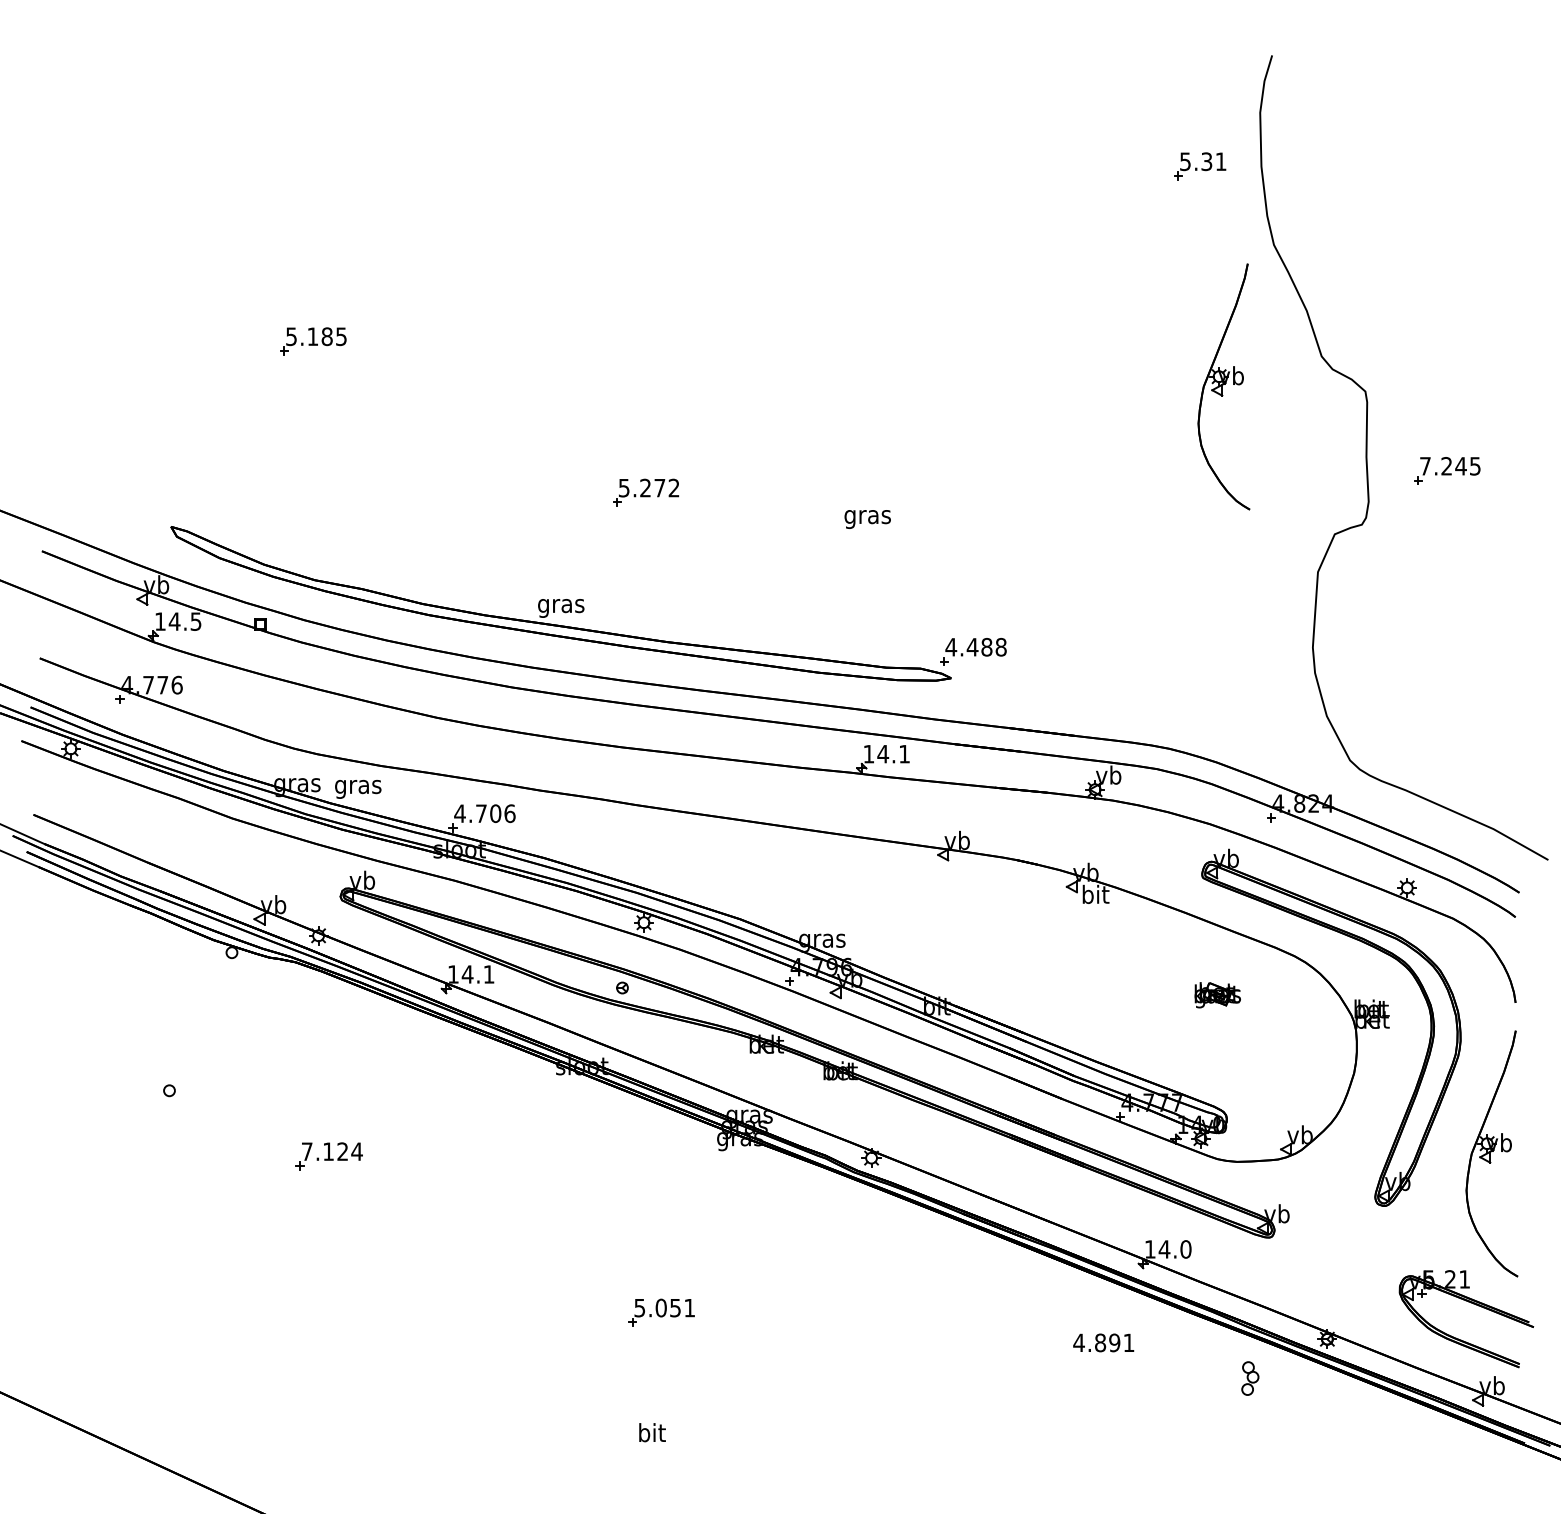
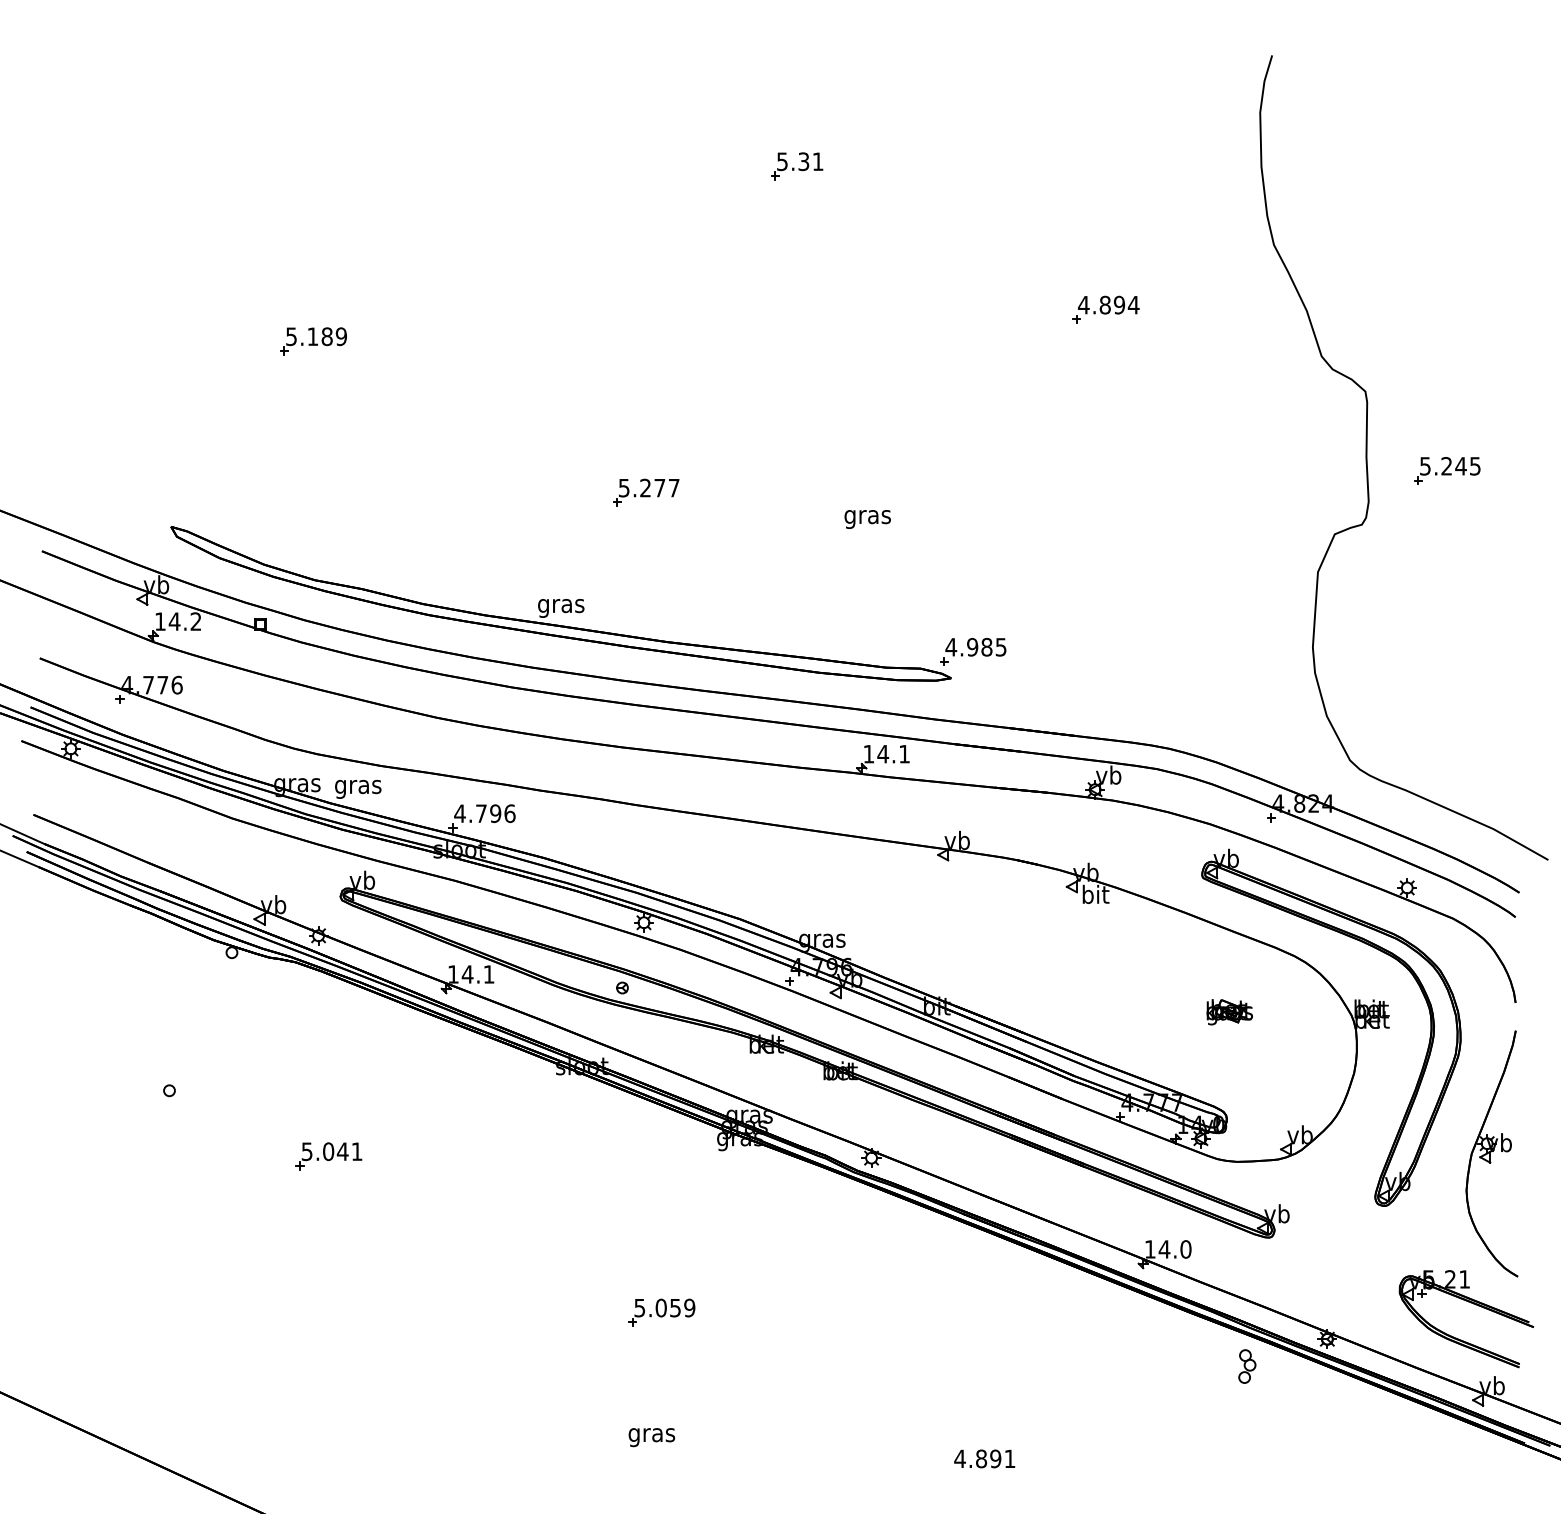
part position: (1200, 166) -> (797, 166) (797, 166)
part: none -> present (1105, 309)
text: 5.185 -> 5.189 (340, 336)
part: present -> none (1223, 386)
text: 7.245 -> 5.245 (1425, 466)
text: 5.272 -> 5.277 (673, 487)
text: 14.5 -> 14.2 (195, 621)
text: 4.488 -> 4.985 (986, 646)
text: 4.706 -> 4.796 (495, 813)
part position: (1217, 995) -> (1229, 1012) (1229, 1012)
text: 7.124 -> 5.041 (331, 1151)
text: 5.051 -> 5.059 (689, 1307)
text position: (1103, 1342) -> (984, 1458) (984, 1458)
part position: (1250, 1378) -> (1247, 1366) (1247, 1366)
text: bit -> gras (651, 1435)
